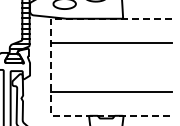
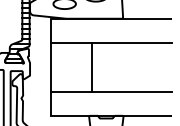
line: dashed -> solid (51, 67)
line: none -> present (91, 67)
